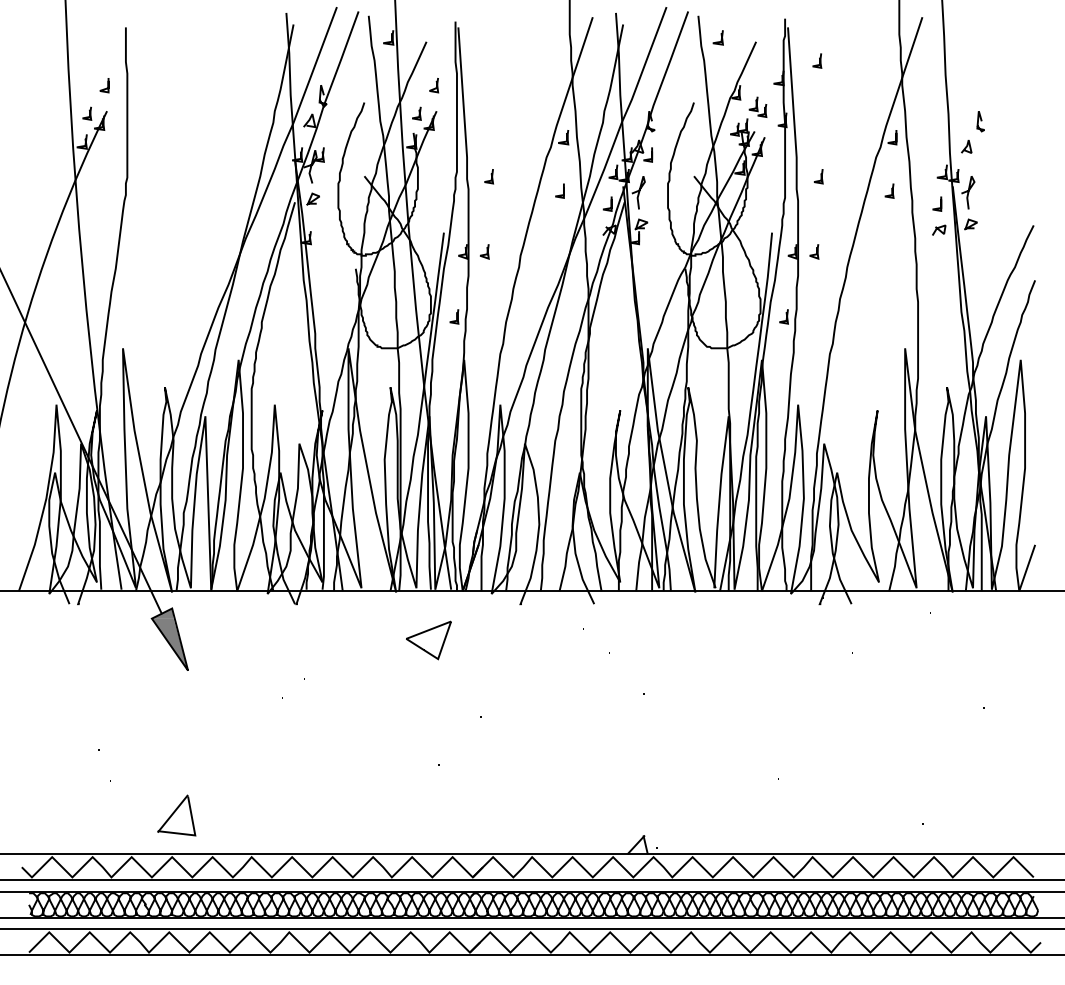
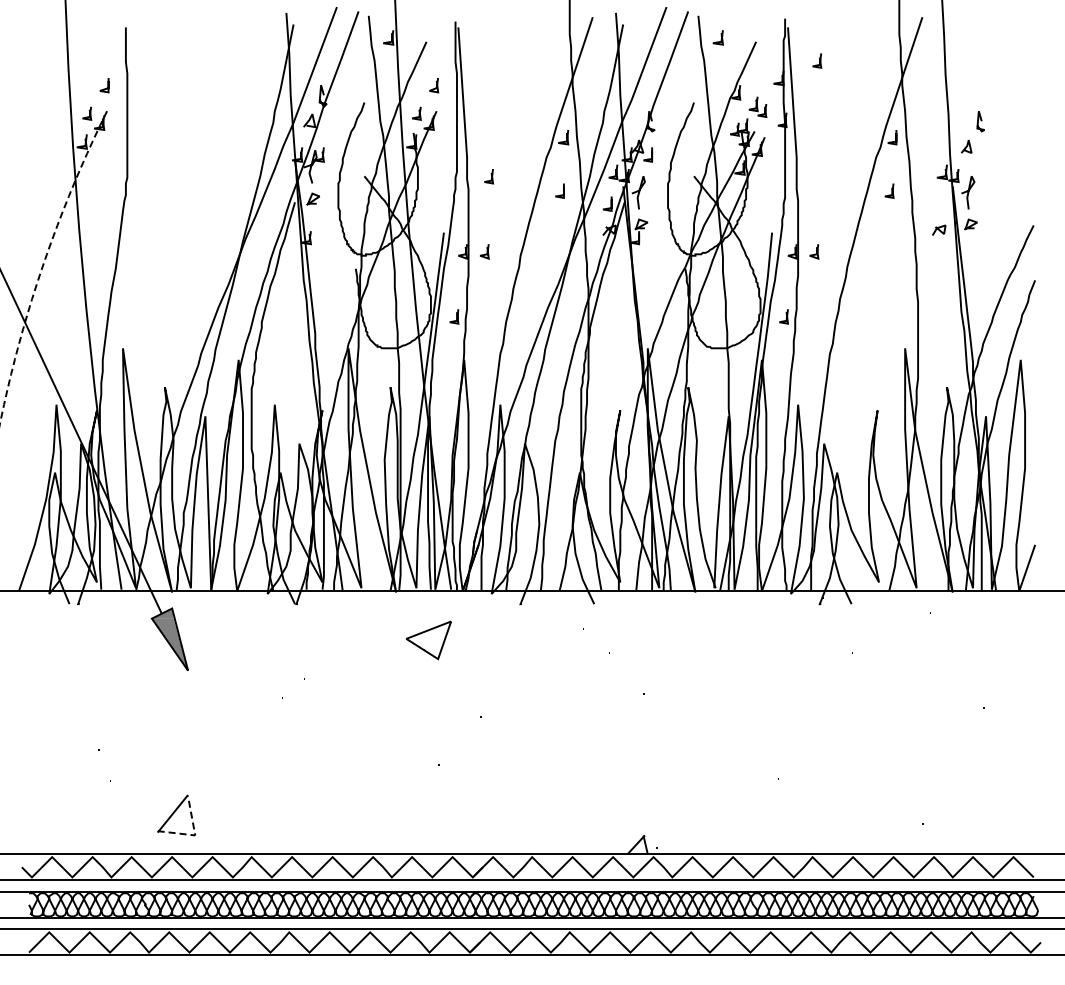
line: present -> none (820, 176)
line: present -> none (940, 203)
arc: solid -> dashed (43, 264)
line: solid -> dashed (195, 834)
